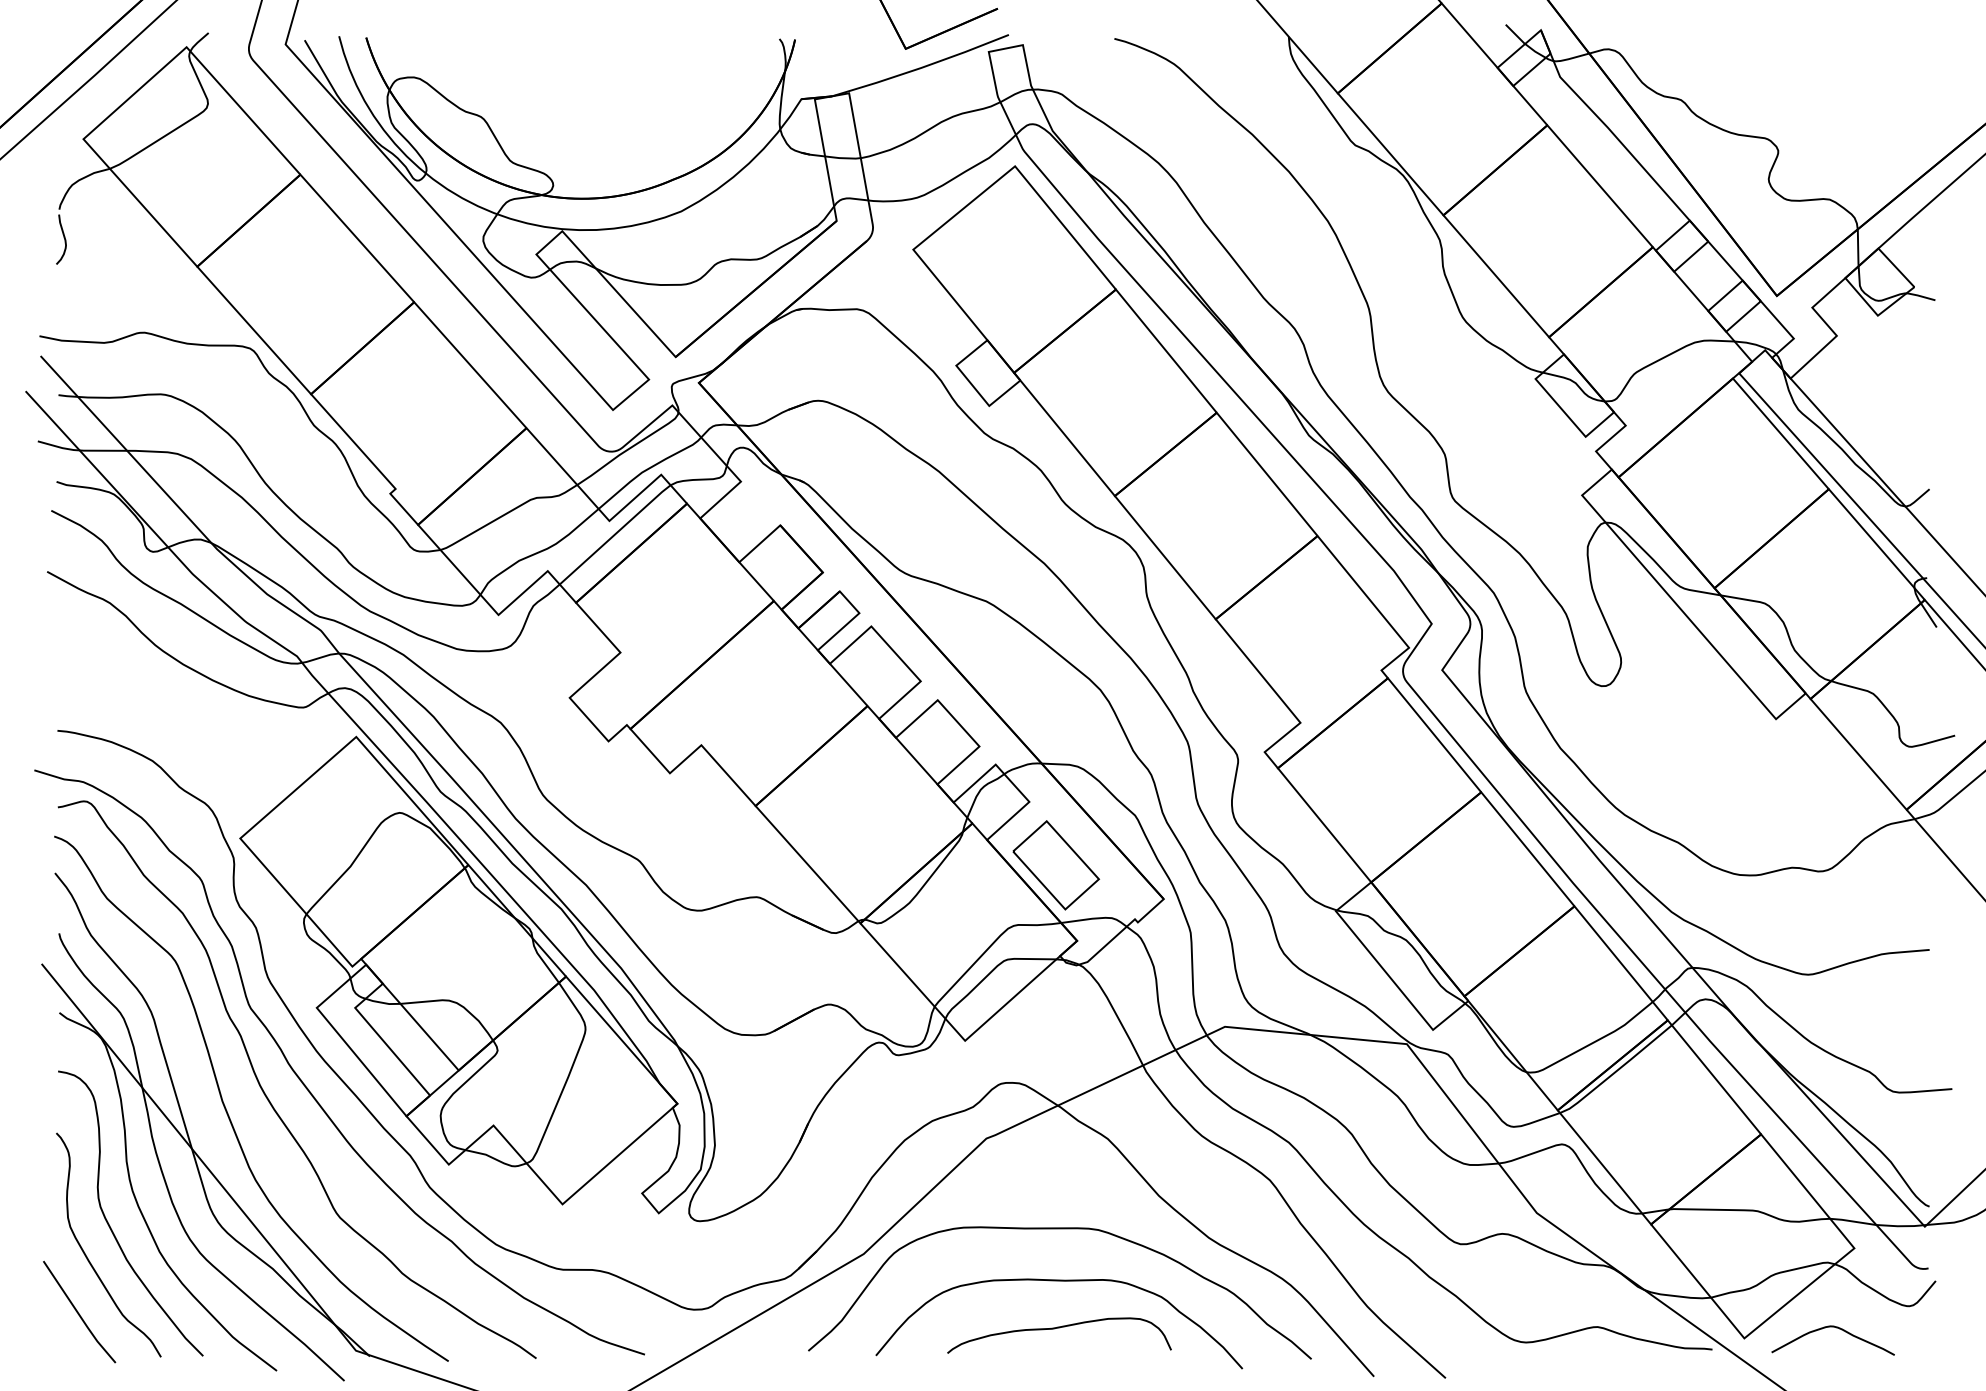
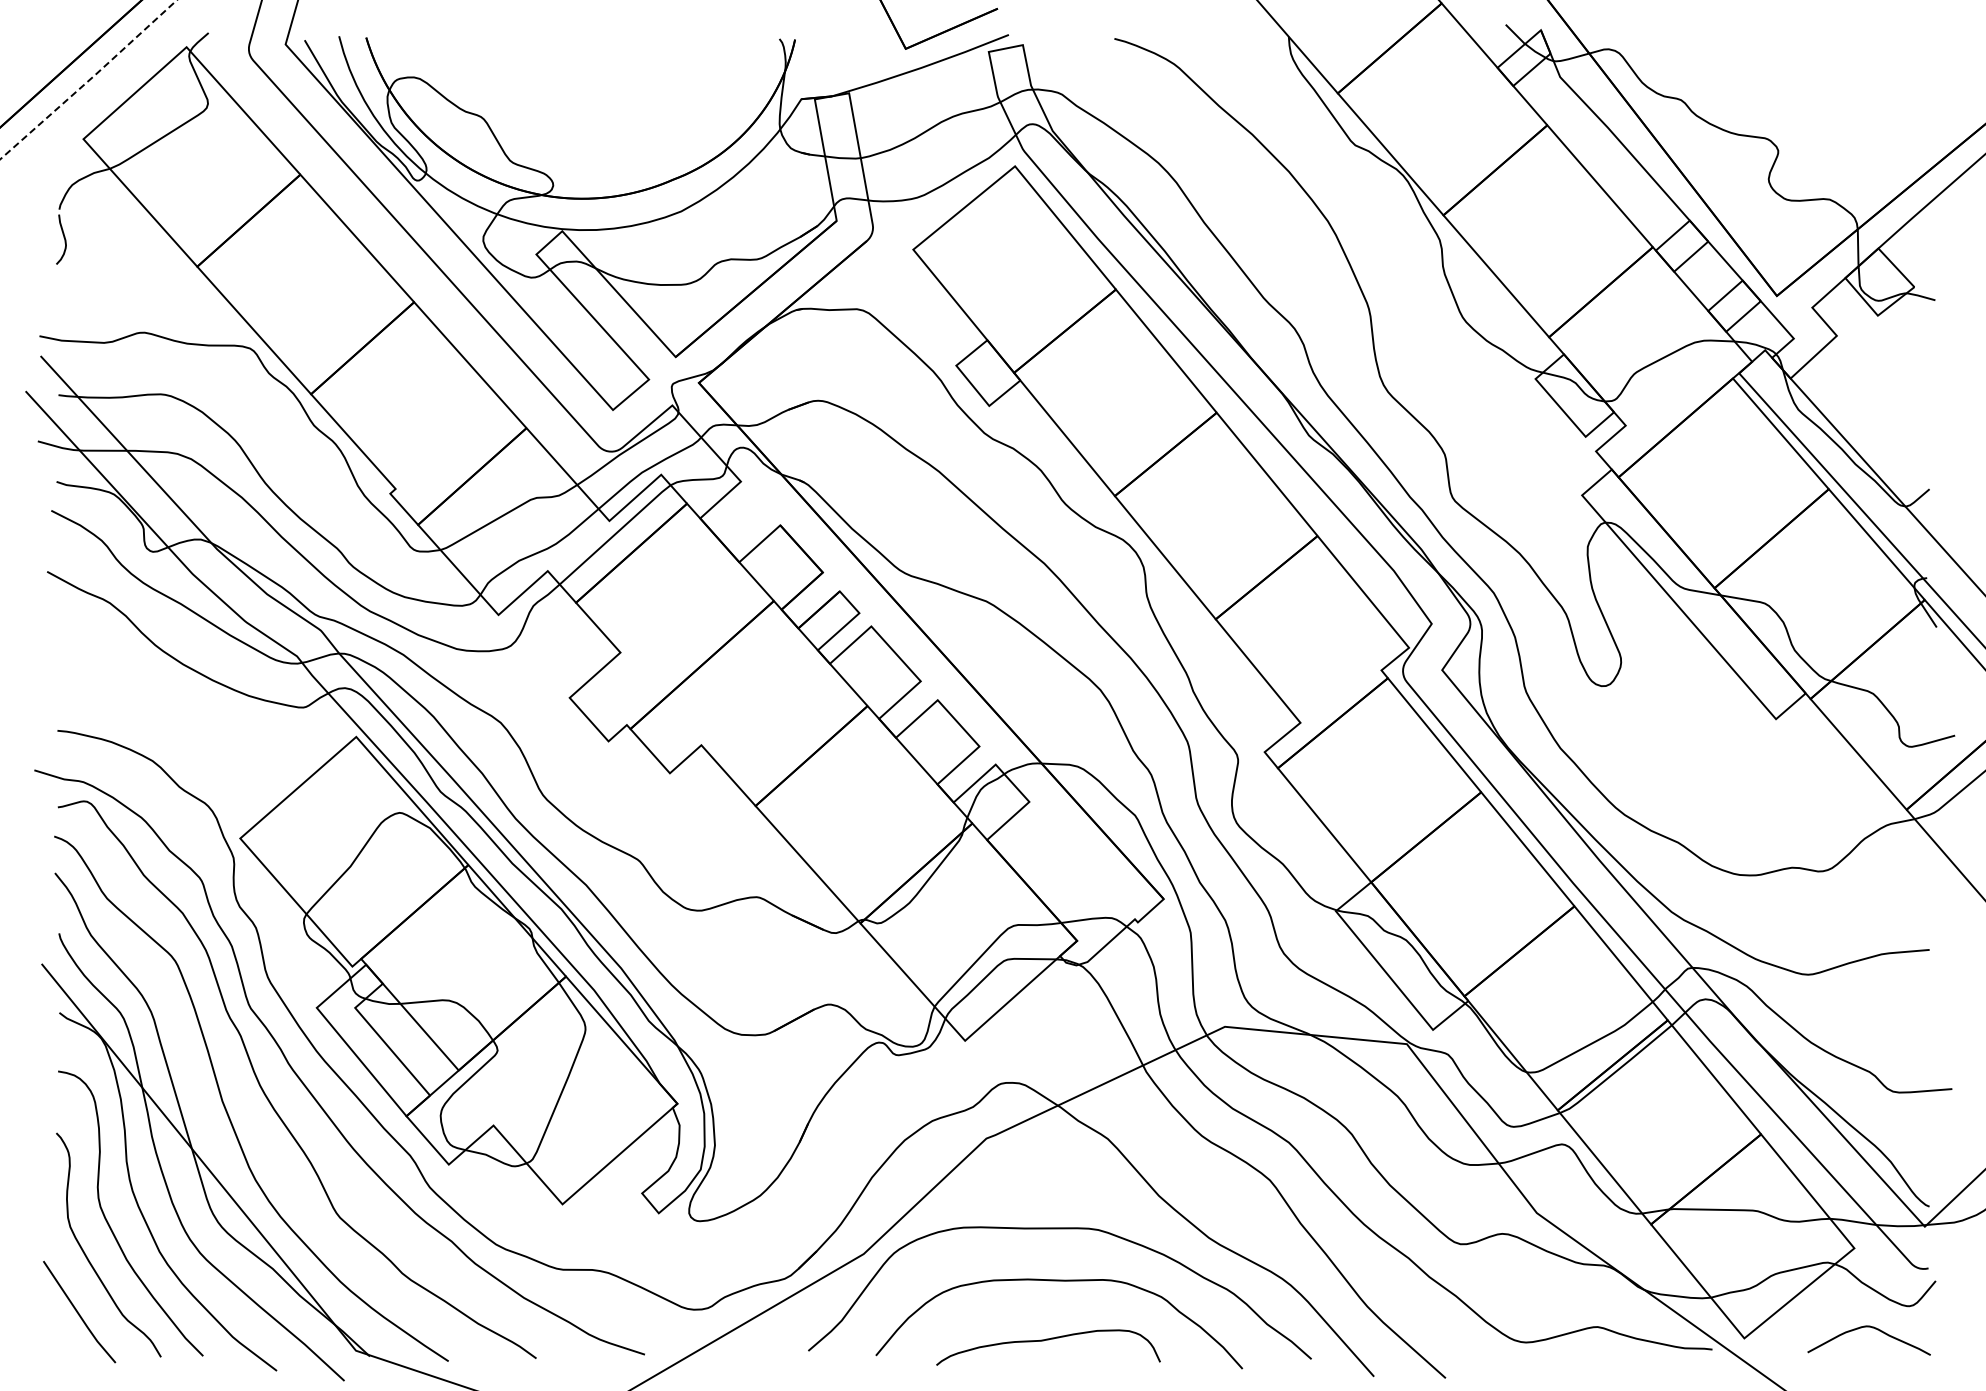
line: solid -> dashed (89, 80)
part: present -> none (1055, 865)
curve position: (1059, 1328) -> (1048, 1340) (1048, 1340)
curve position: (1836, 1328) -> (1872, 1328) (1872, 1328)
